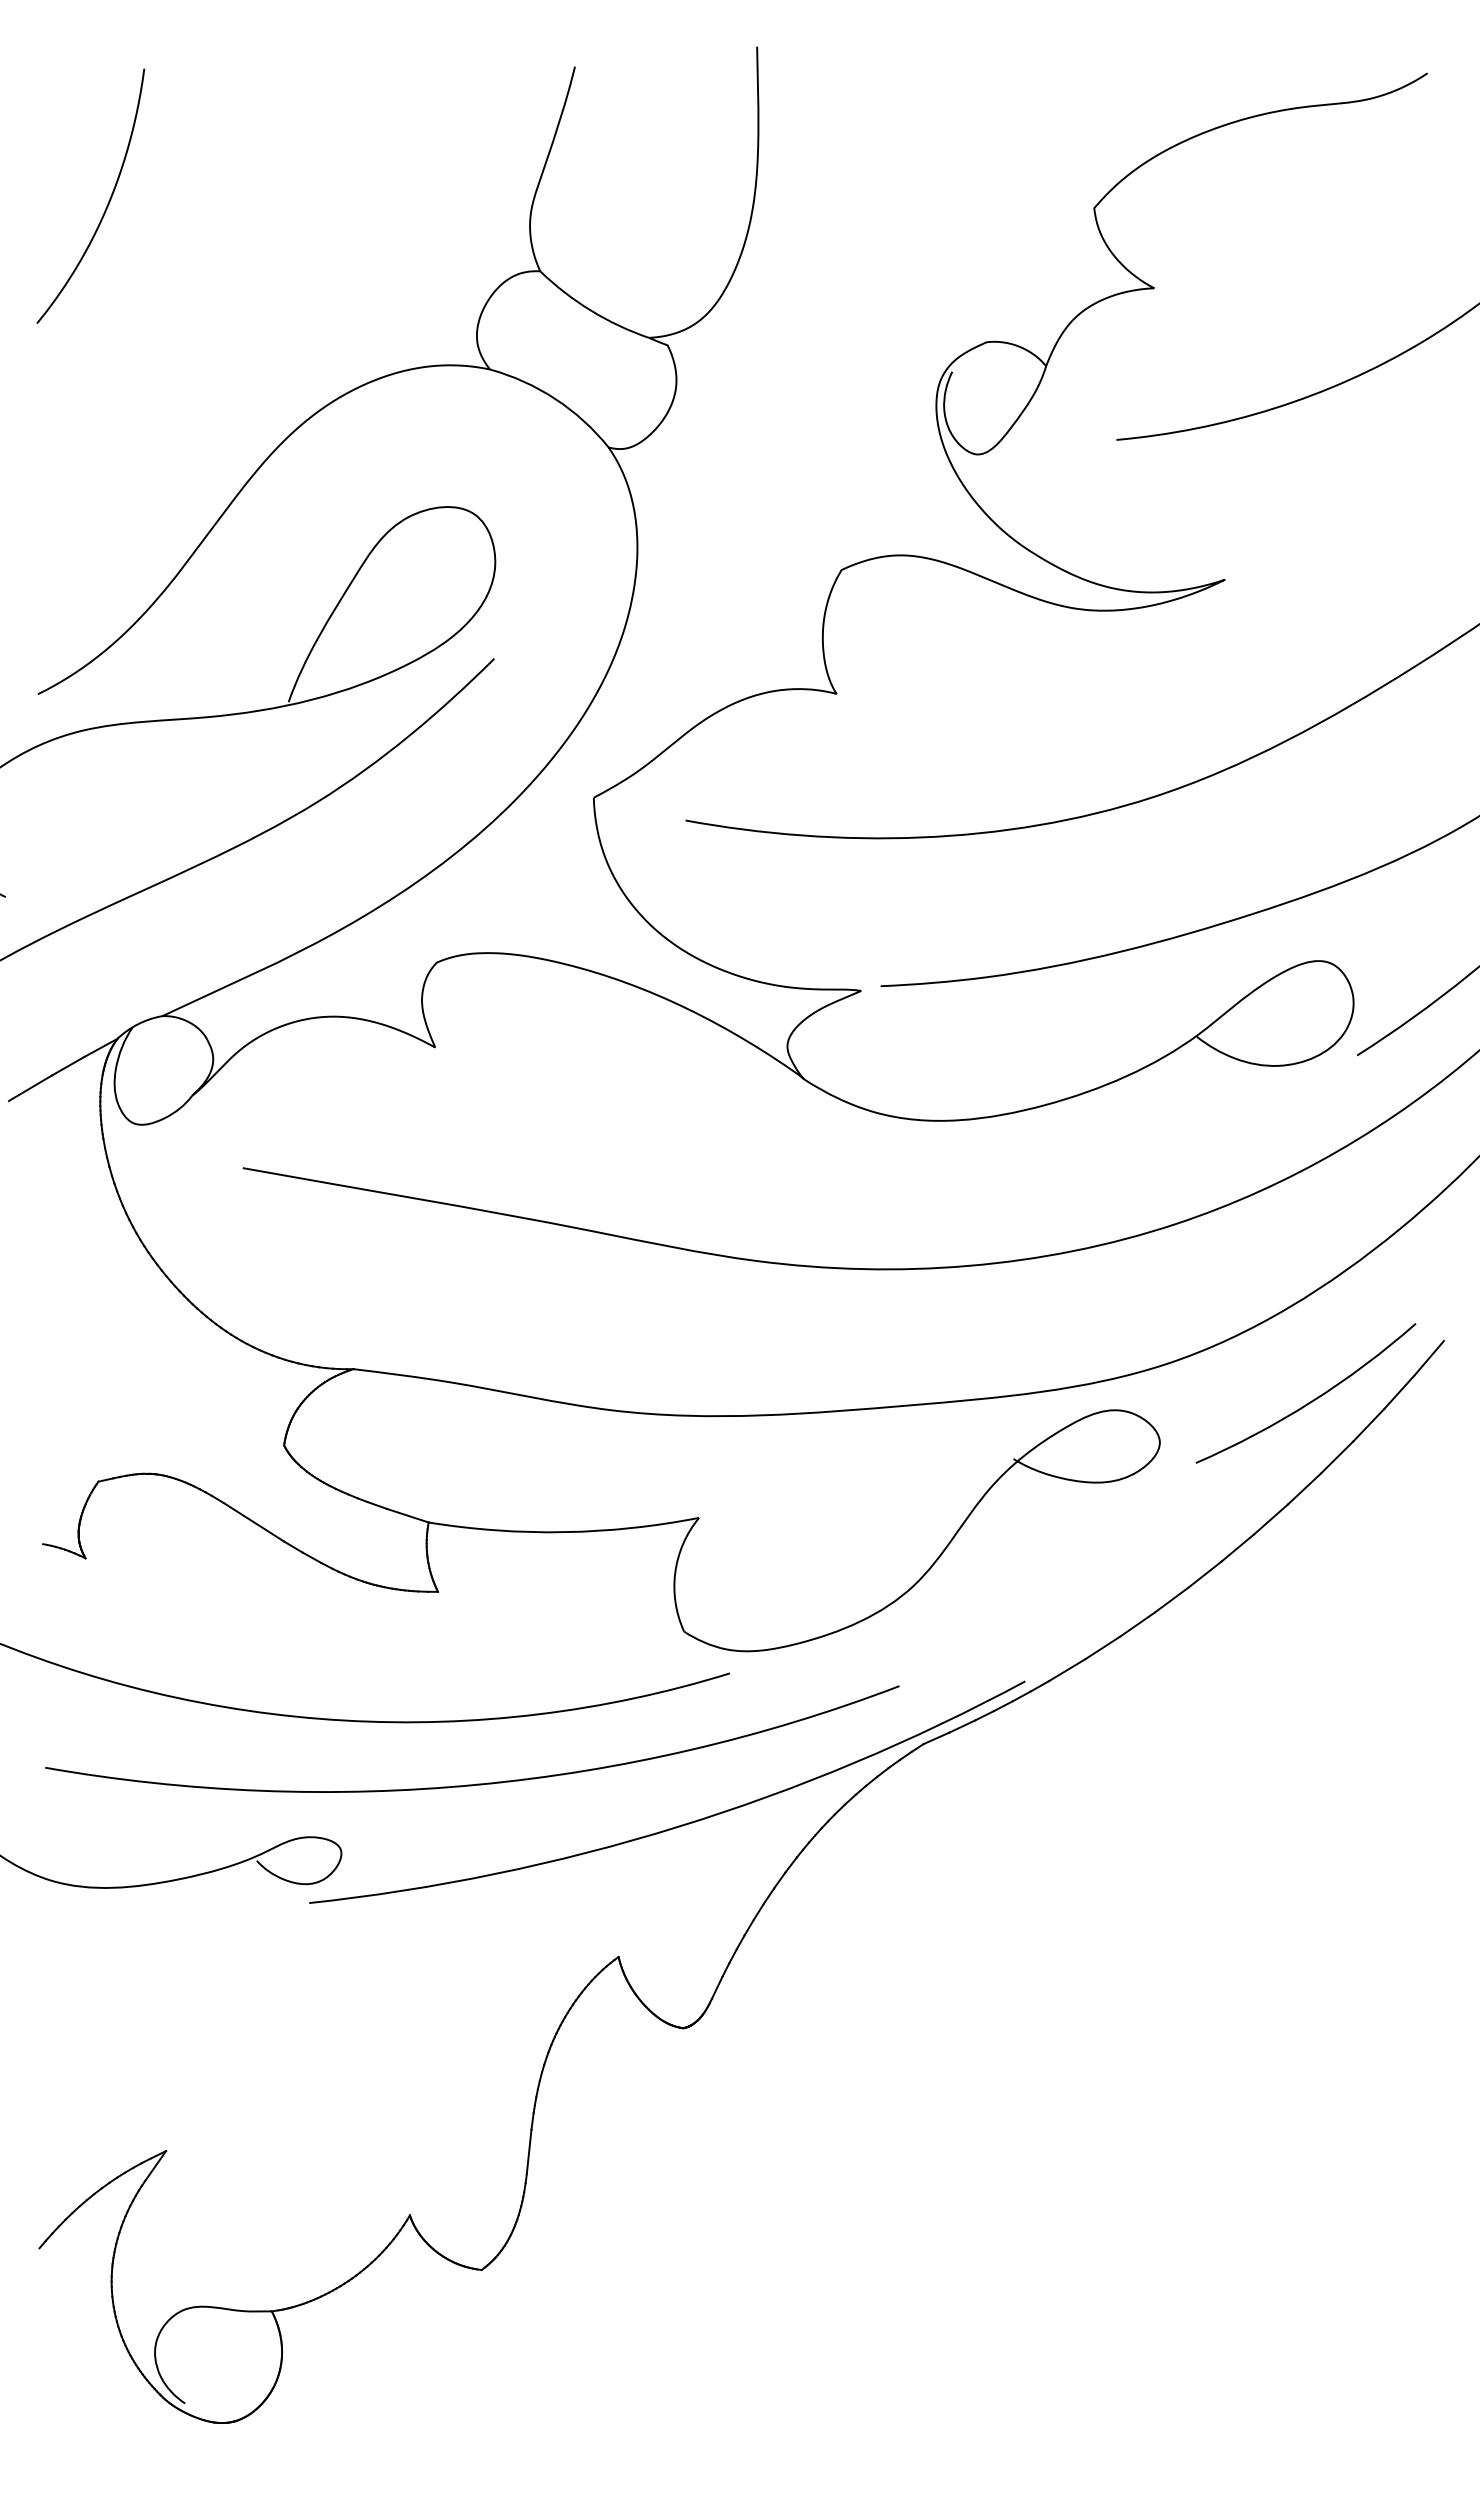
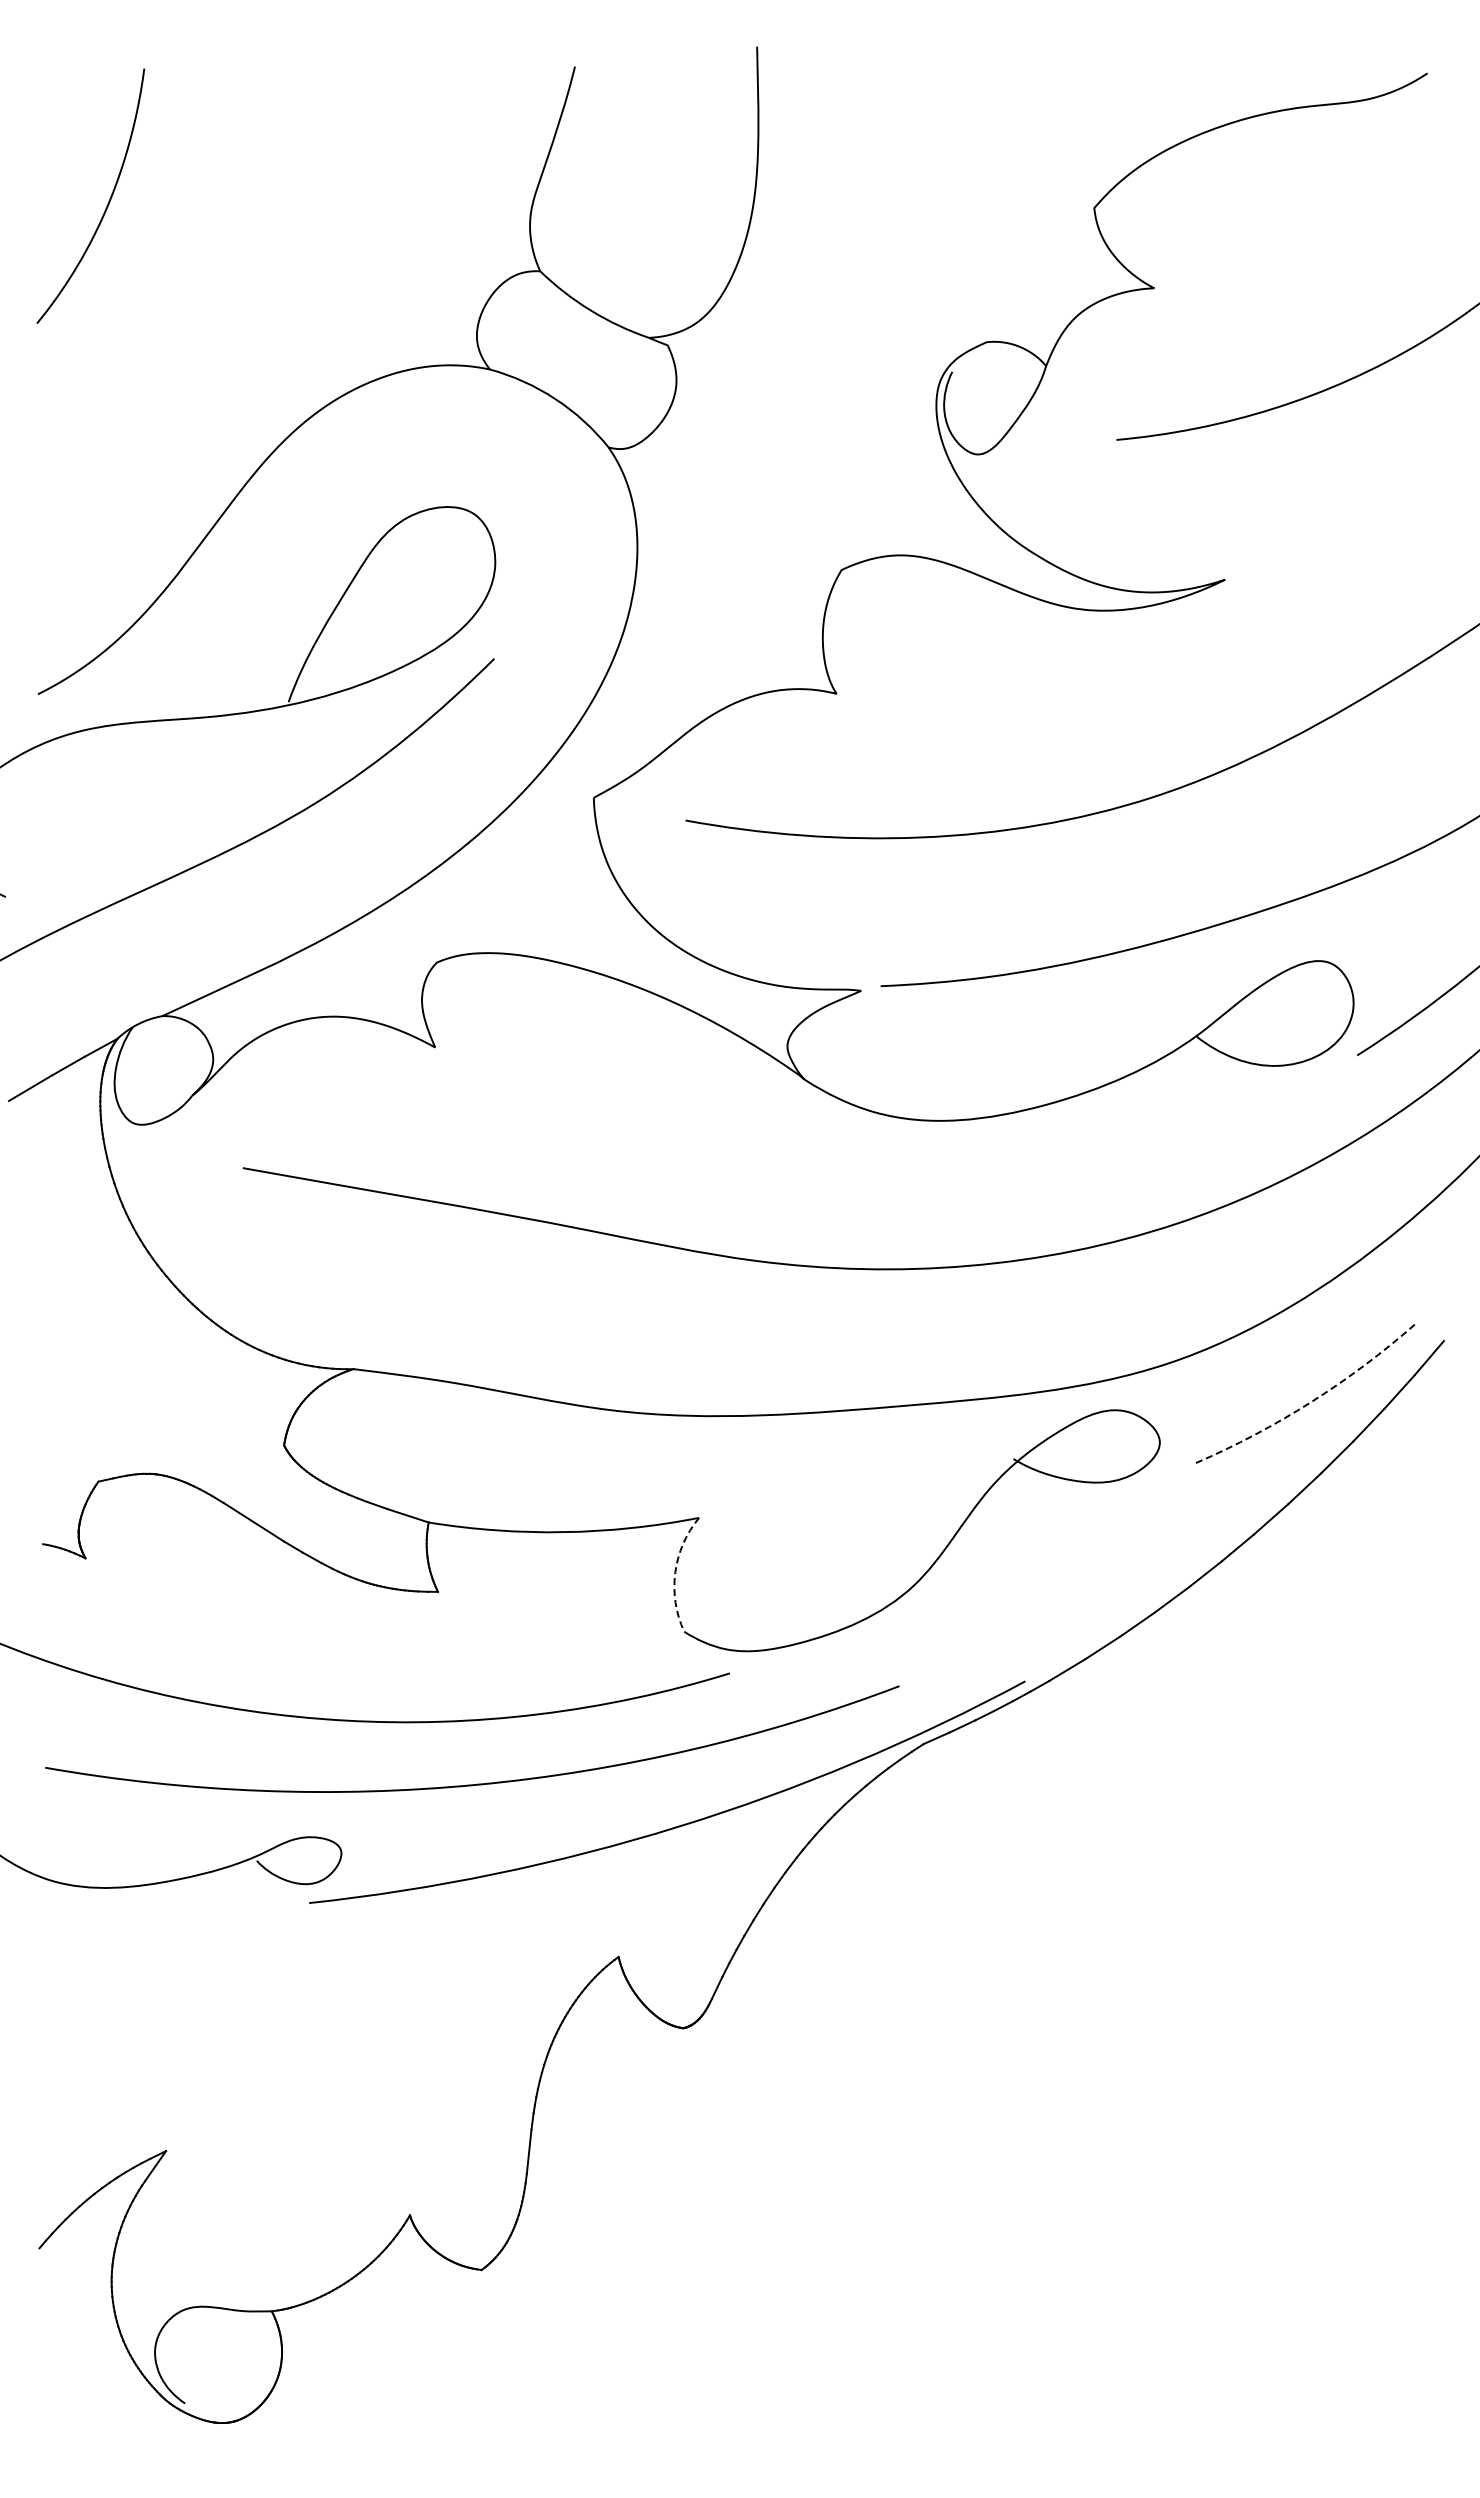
arc: solid -> dashed (1311, 1402)
arc: solid -> dashed (675, 1572)
